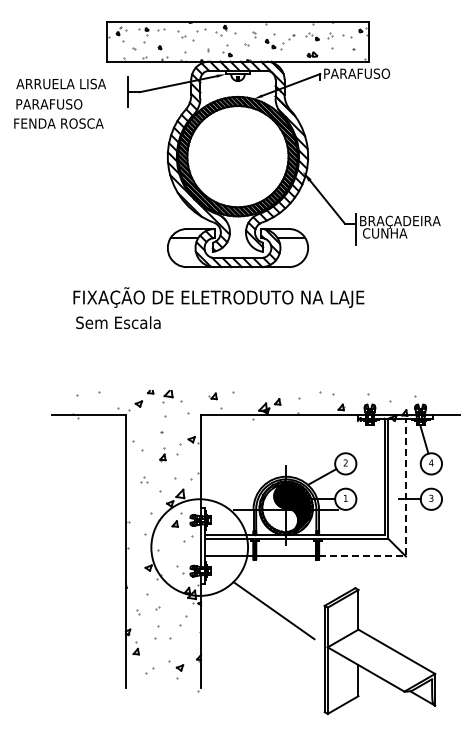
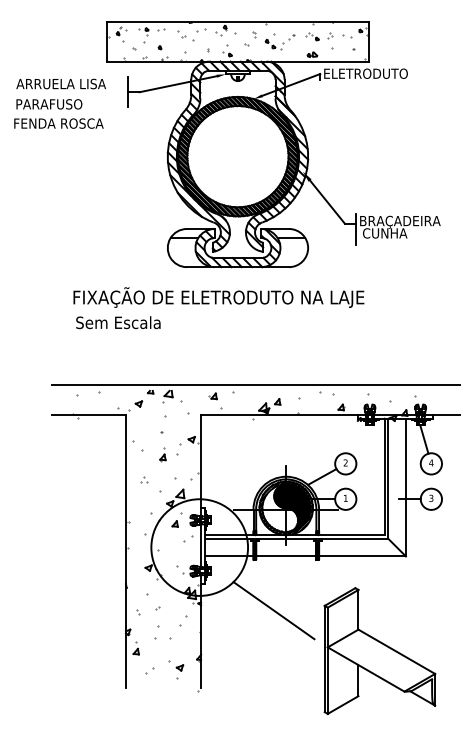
text: PARAFUSO -> ELETRODUTO (366, 73)
line: none -> present (255, 385)
line: dashed -> solid (405, 531)
